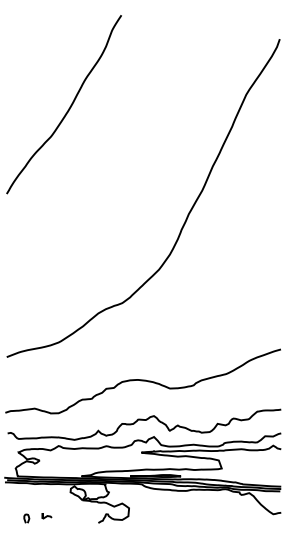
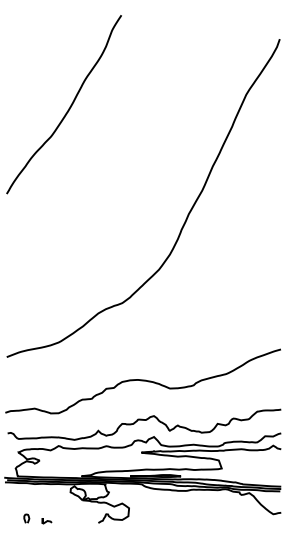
curve position: (46, 516) -> (46, 521) (46, 521)
